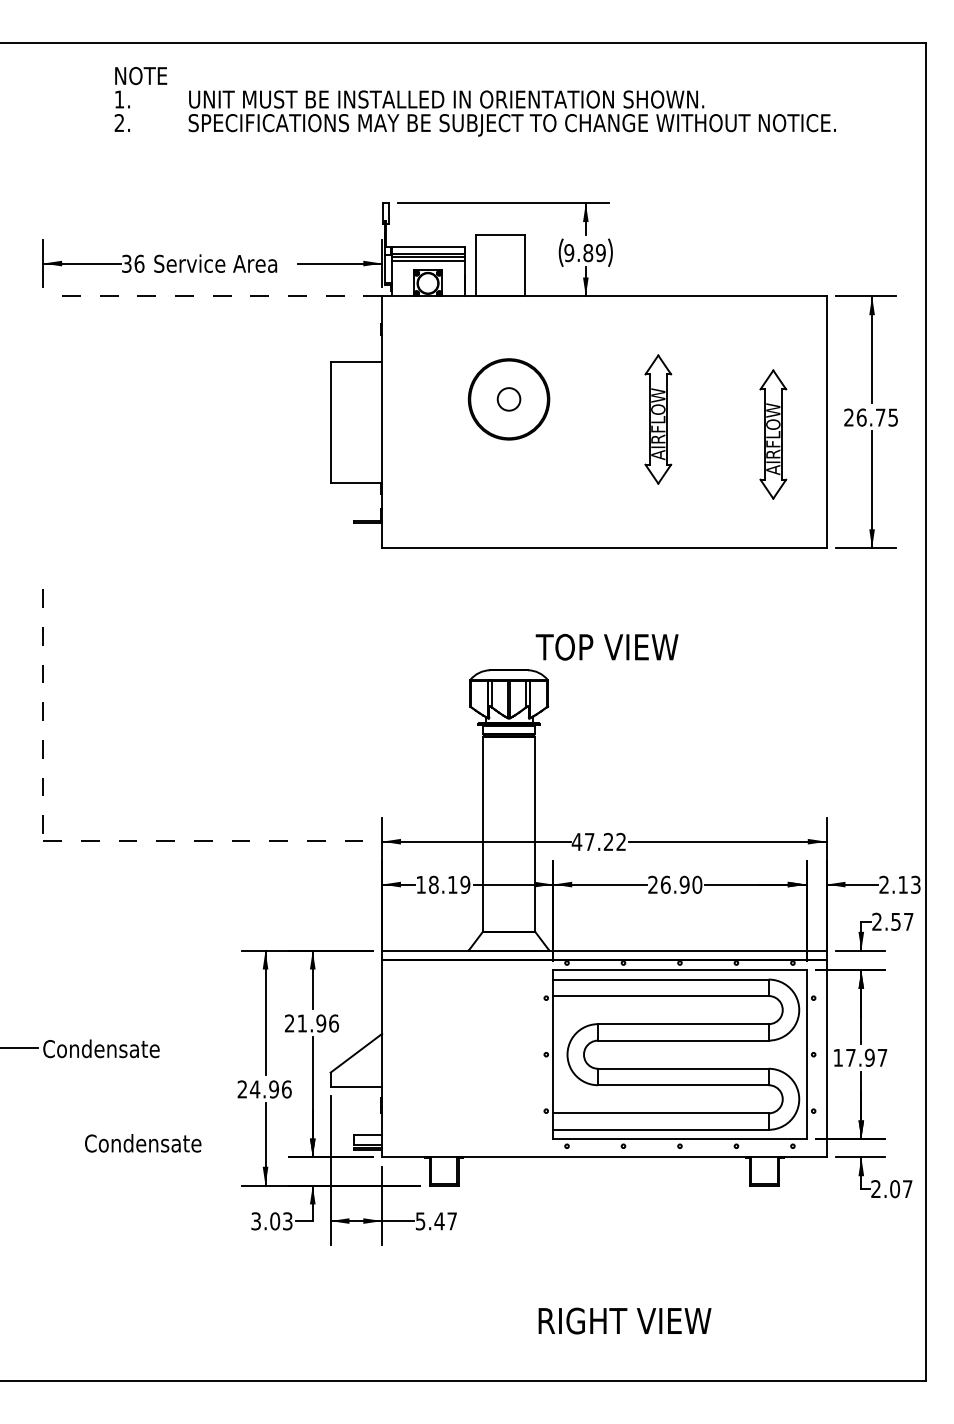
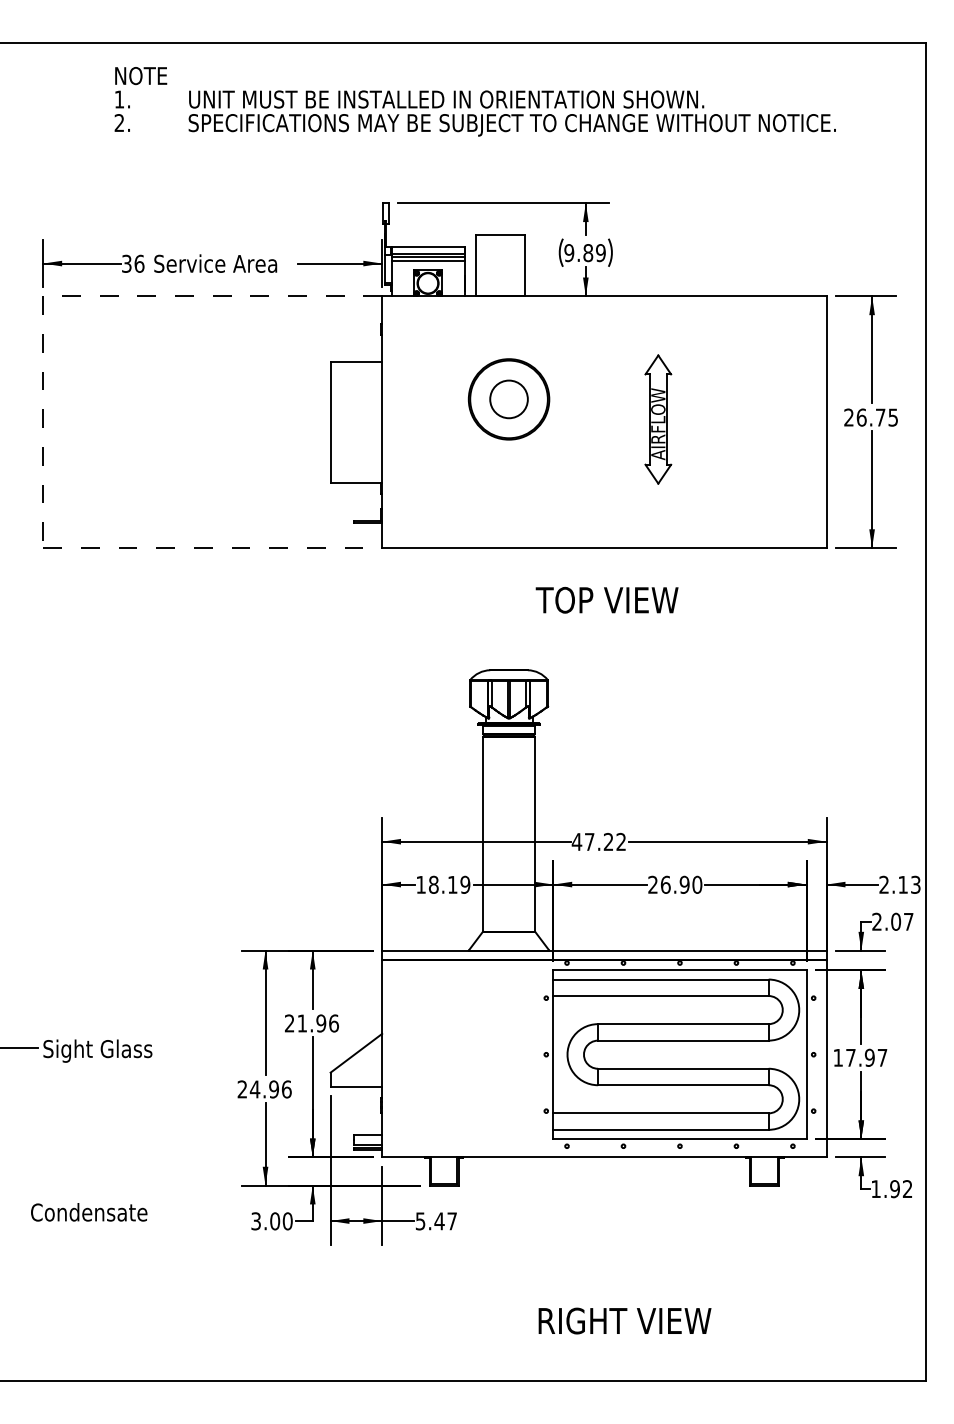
circle diameter: 23 px -> 38 px (508, 399)
part: present -> none (773, 434)
text position: (606, 646) -> (606, 599) (606, 599)
part position: (202, 840) -> (202, 547) (202, 547)
text: 2.57 -> 2.07 (896, 921)
text: Condensate -> Sight Glass (101, 1050)
text position: (143, 1143) -> (89, 1212) (89, 1212)
text: 2.07 -> 1.92 (891, 1189)
text: 3.03 -> 3.00 (287, 1221)
